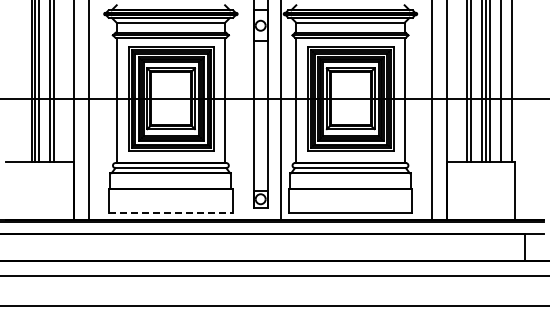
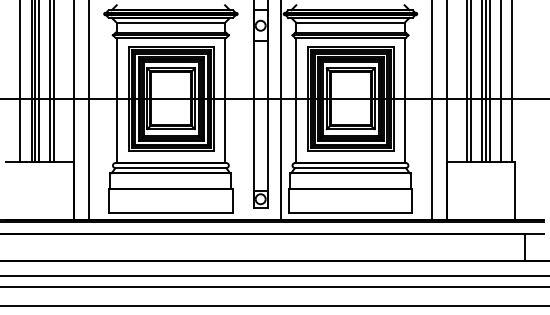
line: none -> present (20, 82)
line: dashed -> solid (170, 213)
line: none -> present (274, 286)
